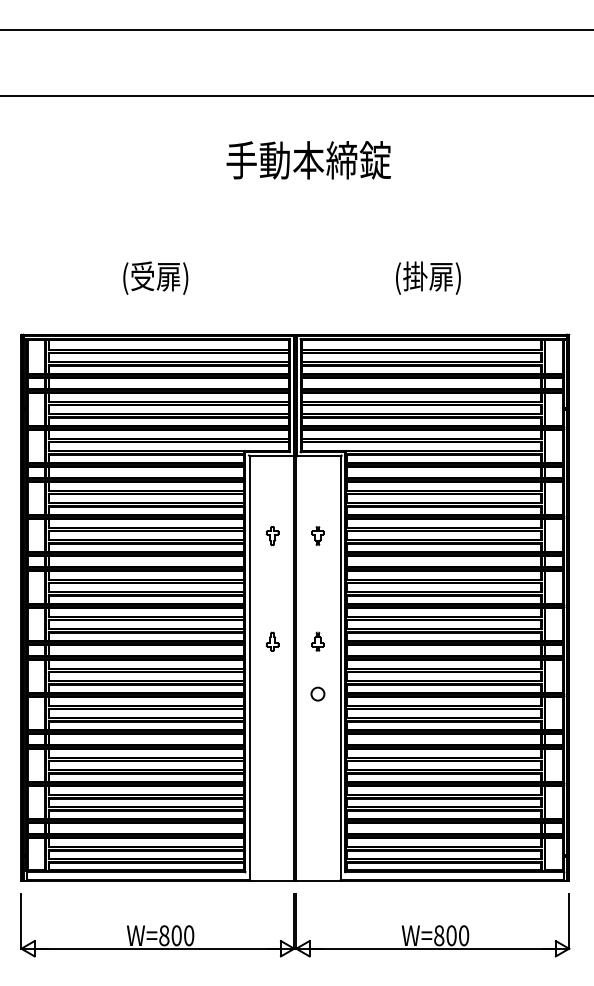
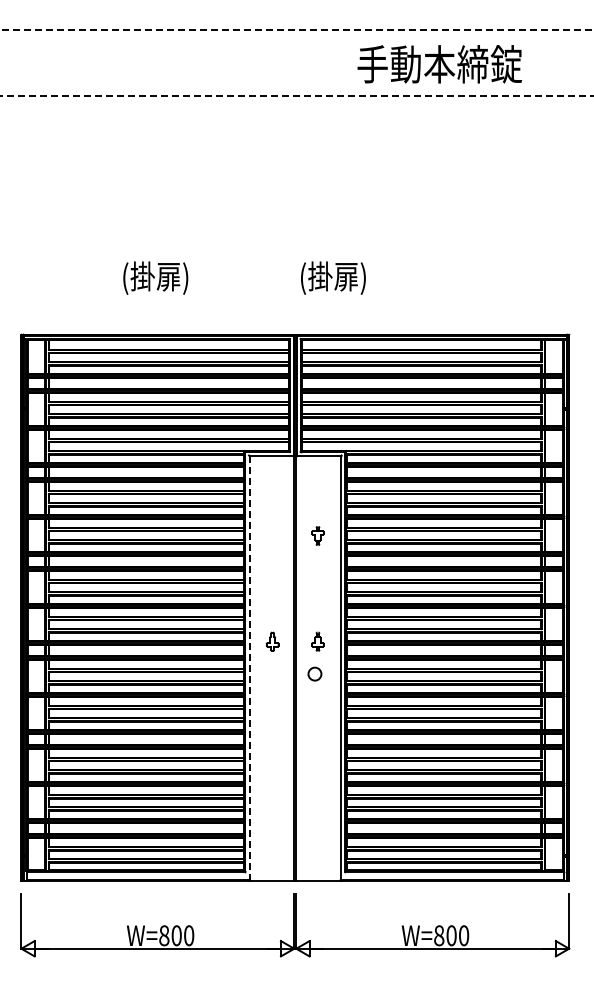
line: solid -> dashed (296, 29)
line: solid -> dashed (297, 96)
text position: (308, 160) -> (439, 64) (439, 64)
text: (受扉) -> (掛扉) (142, 276)
text position: (428, 277) -> (333, 277) (333, 277)
part: present -> none (272, 536)
line: solid -> dashed (249, 667)
circle position: (317, 693) -> (314, 673) (314, 673)
